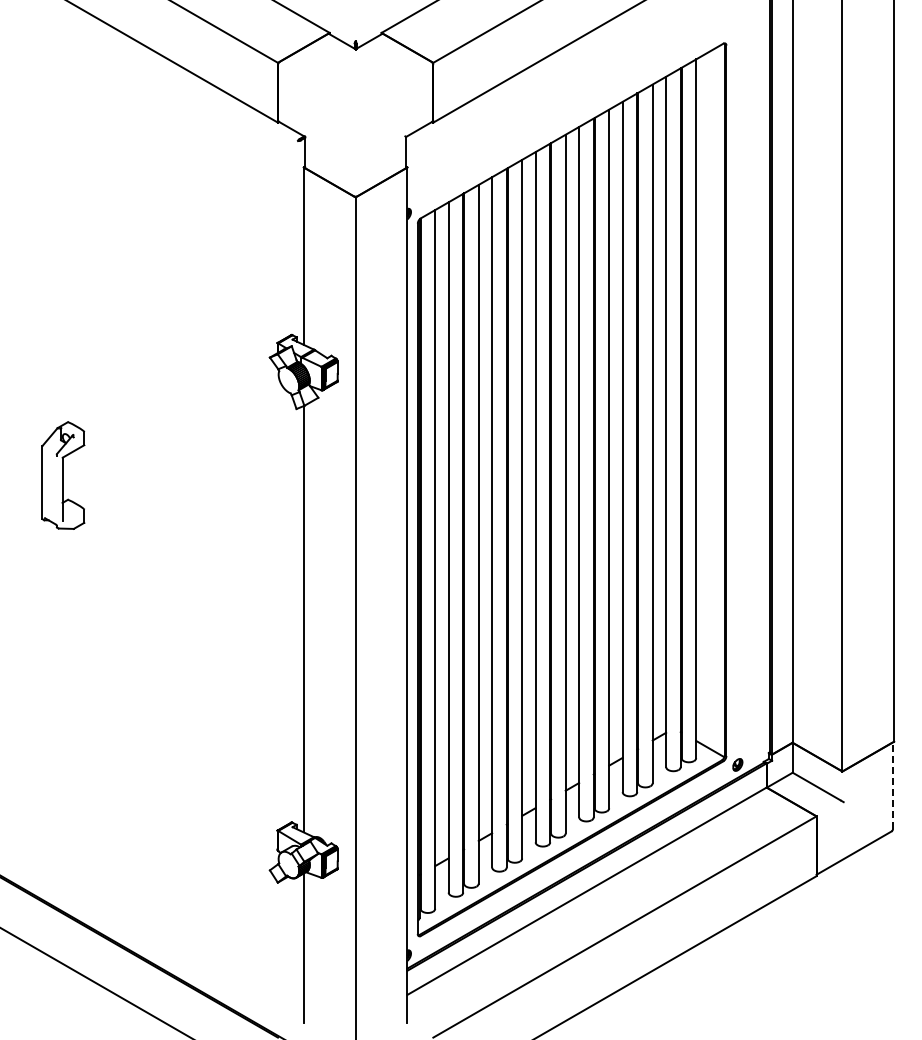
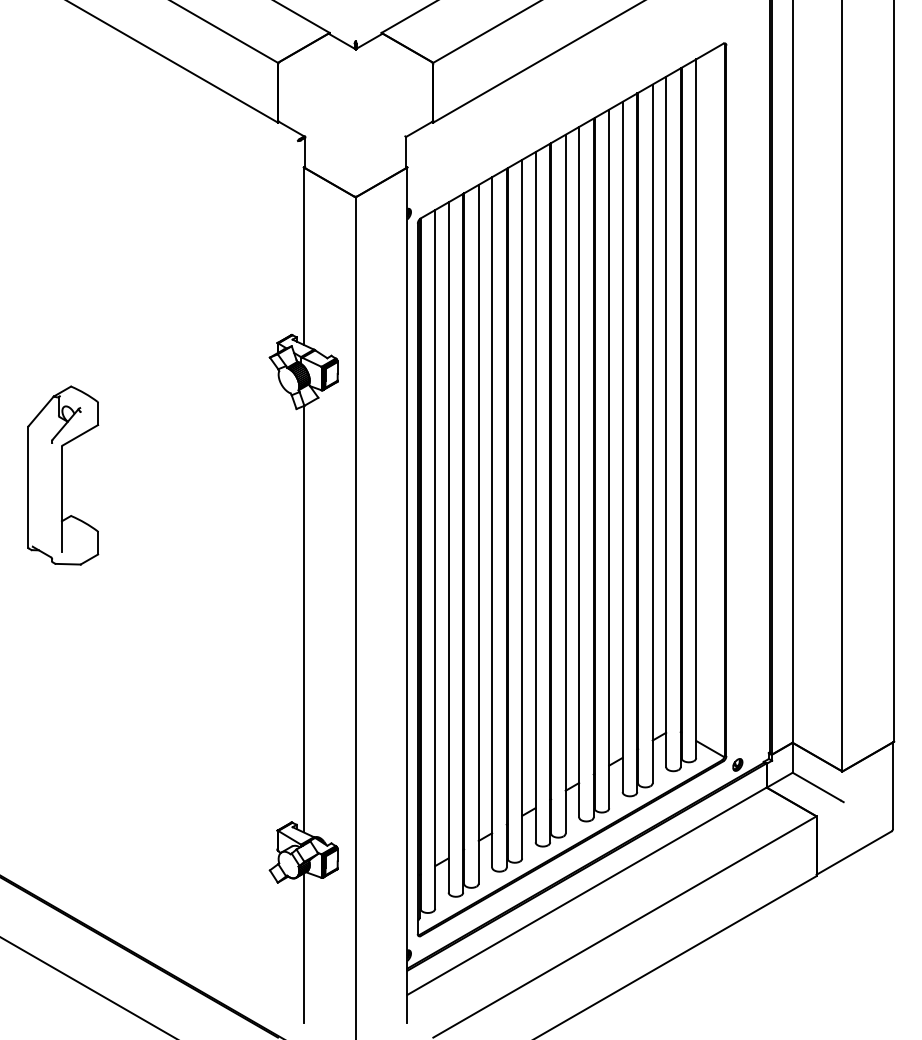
part size: 45x109 px -> 73x181 px (63, 475)
line: dashed -> solid (893, 785)
line position: (95, 982) -> (87, 987) (87, 987)
